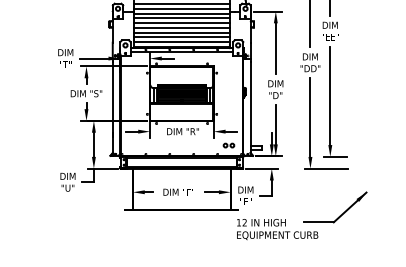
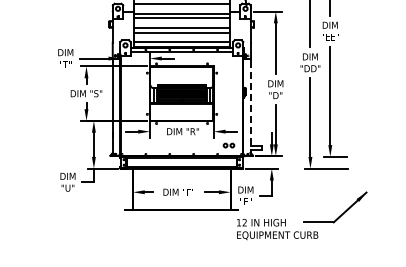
line: present -> none (181, 8)
line: present -> none (181, 23)
line: present -> none (181, 37)
line: solid -> dashed (250, 108)
